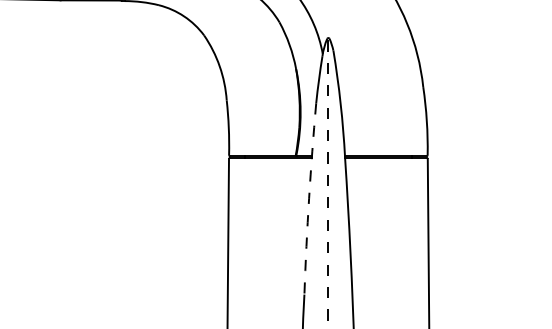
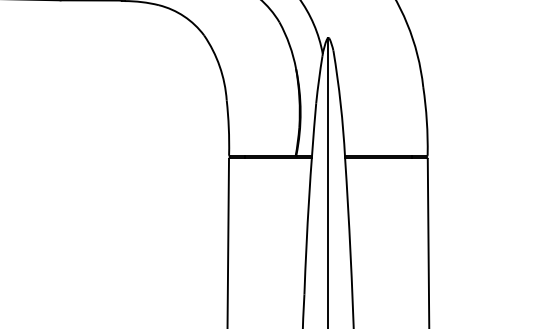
line: dashed -> solid (328, 182)
arc: dashed -> solid (309, 198)
